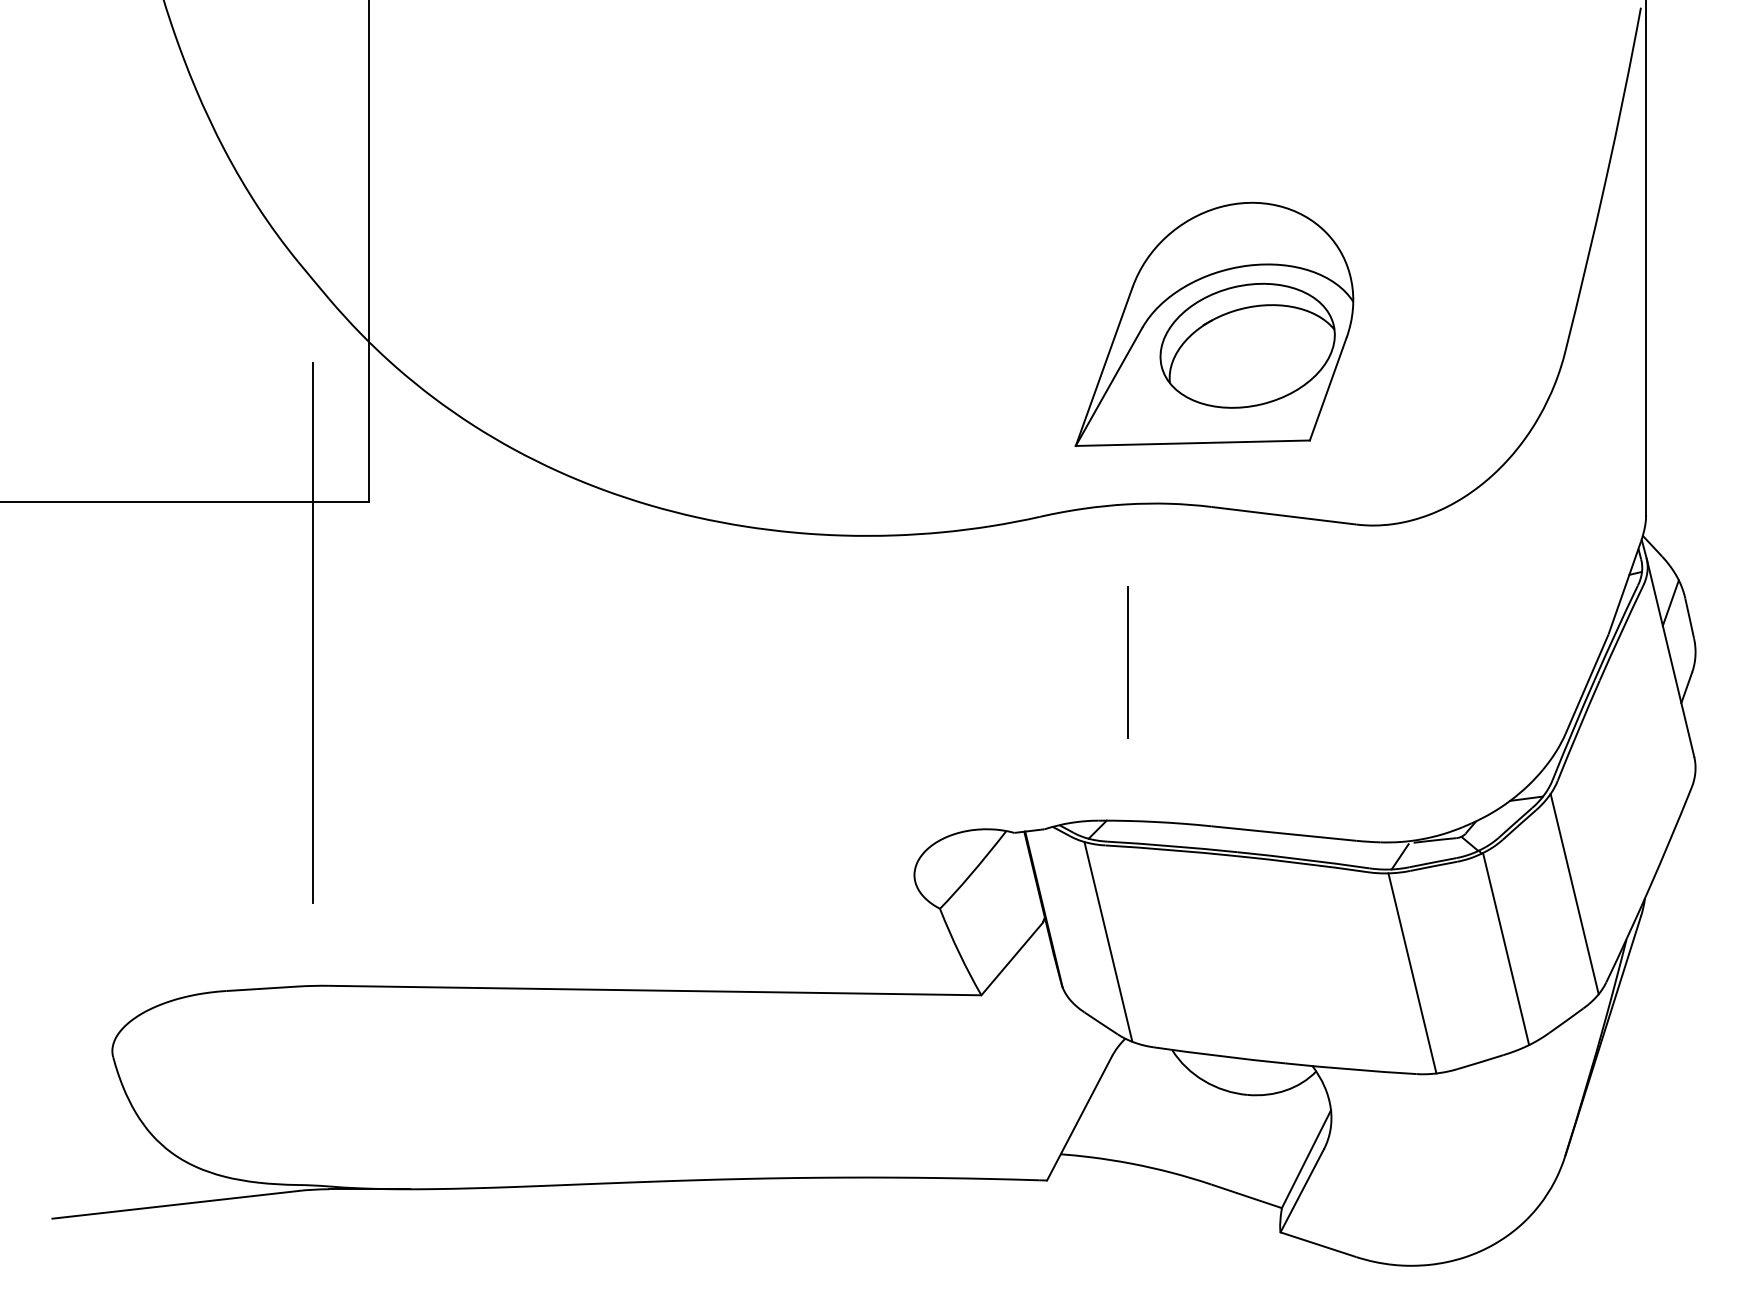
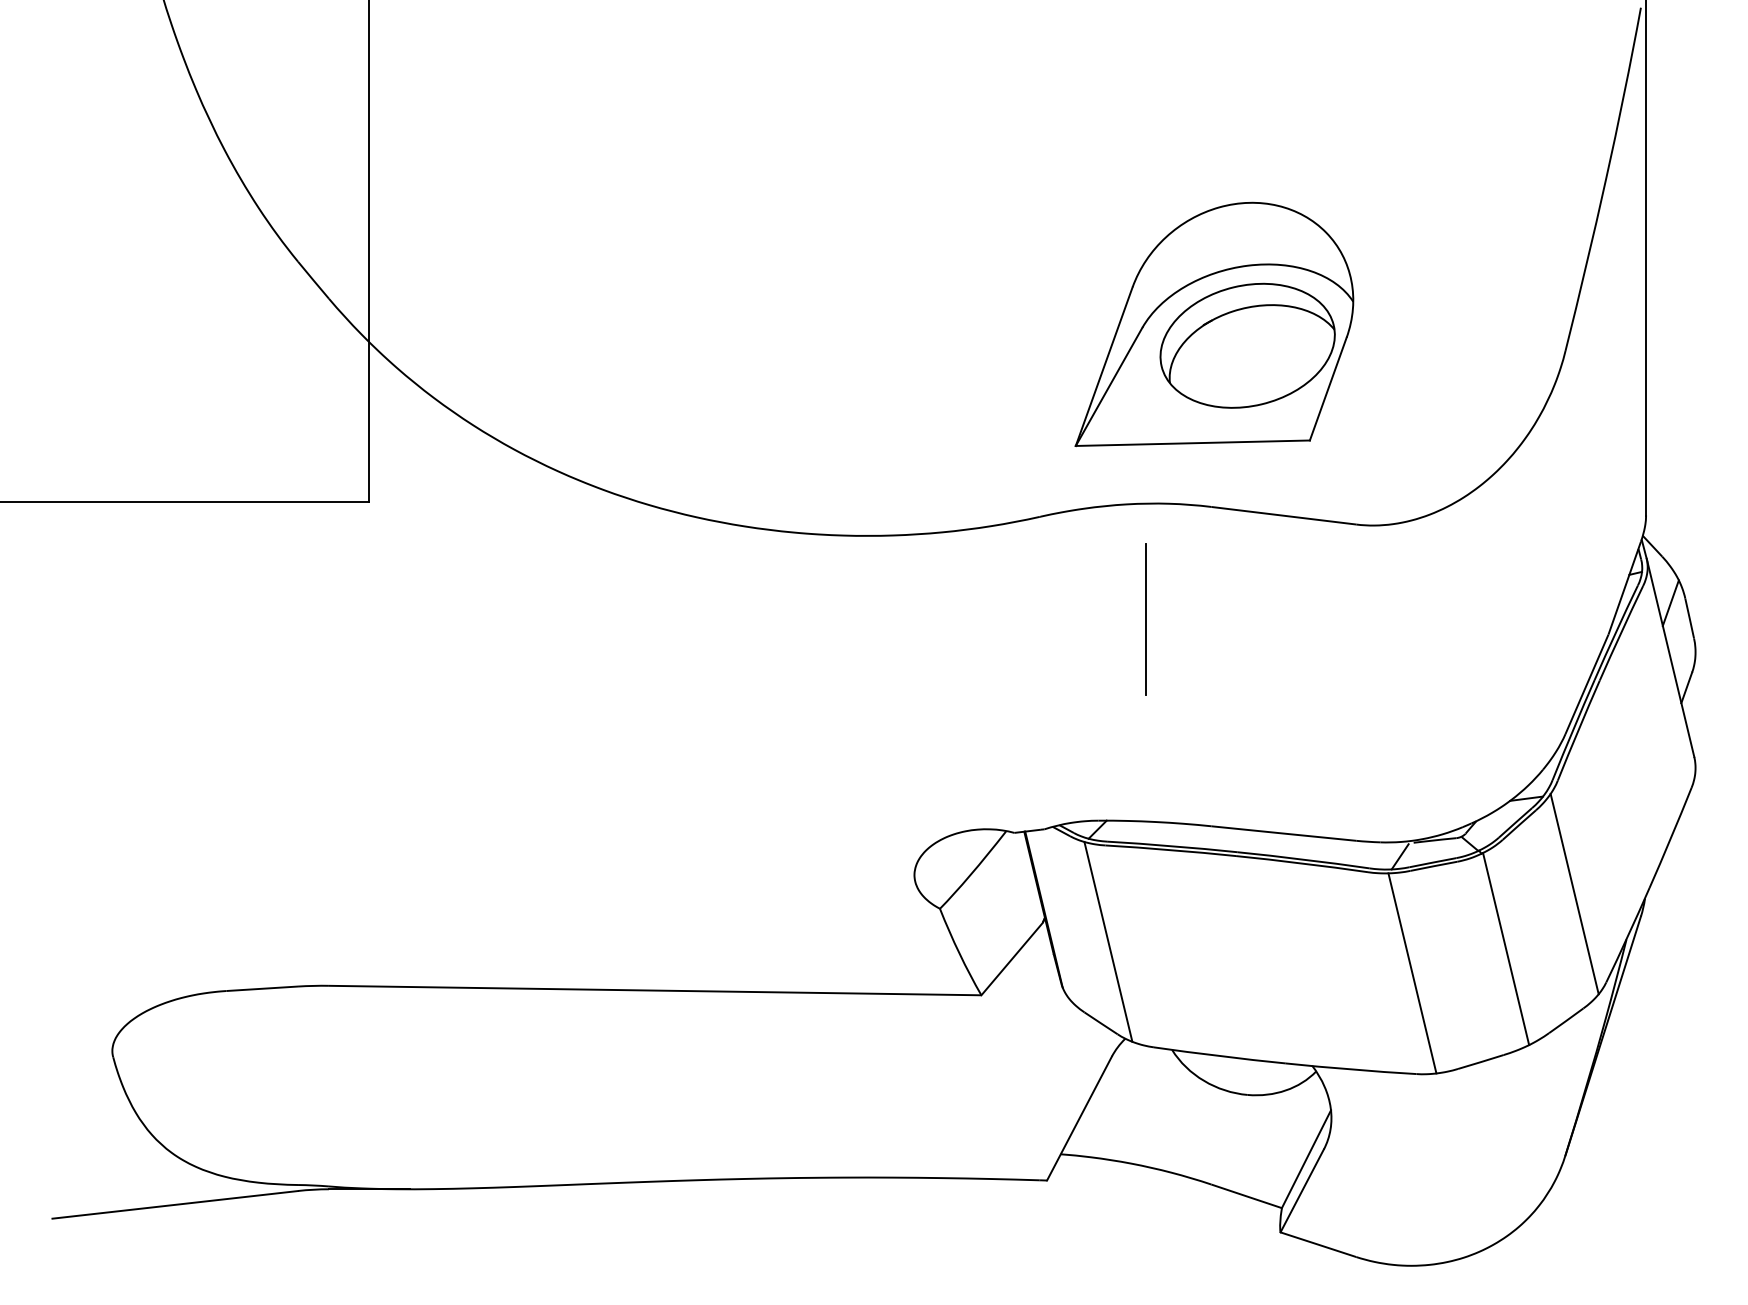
line: present -> none (313, 632)
line position: (1127, 662) -> (1145, 619) (1145, 619)
